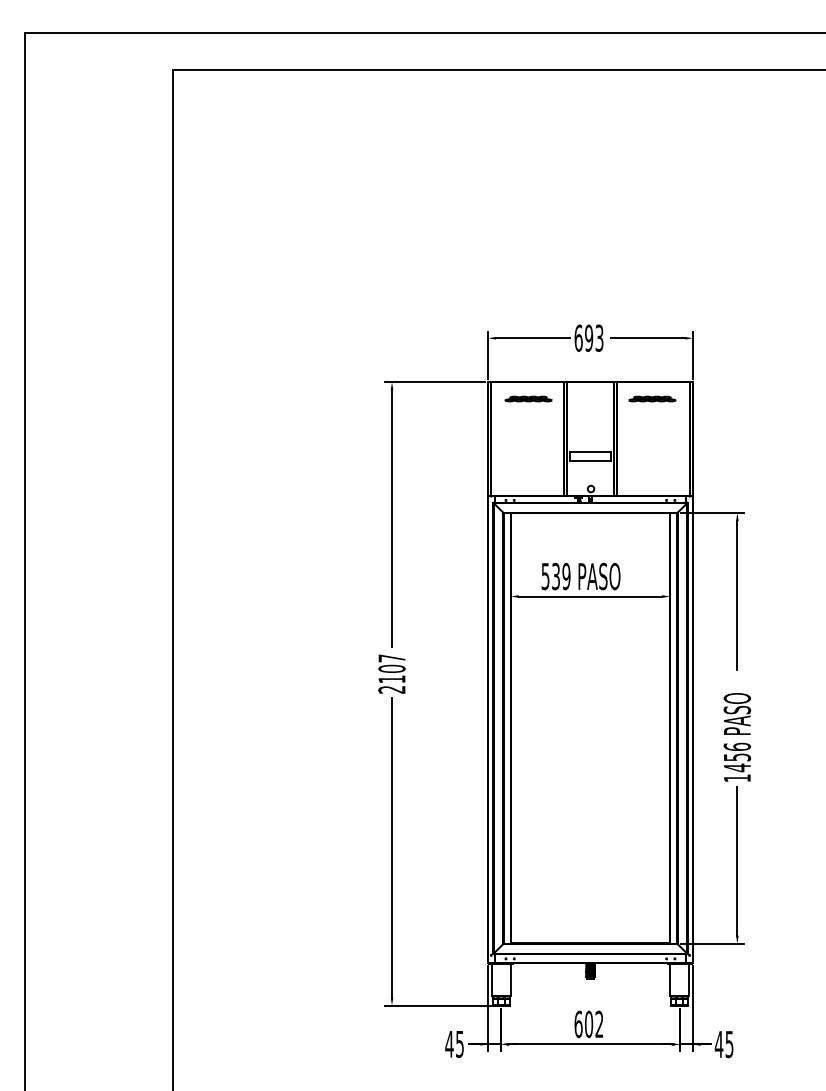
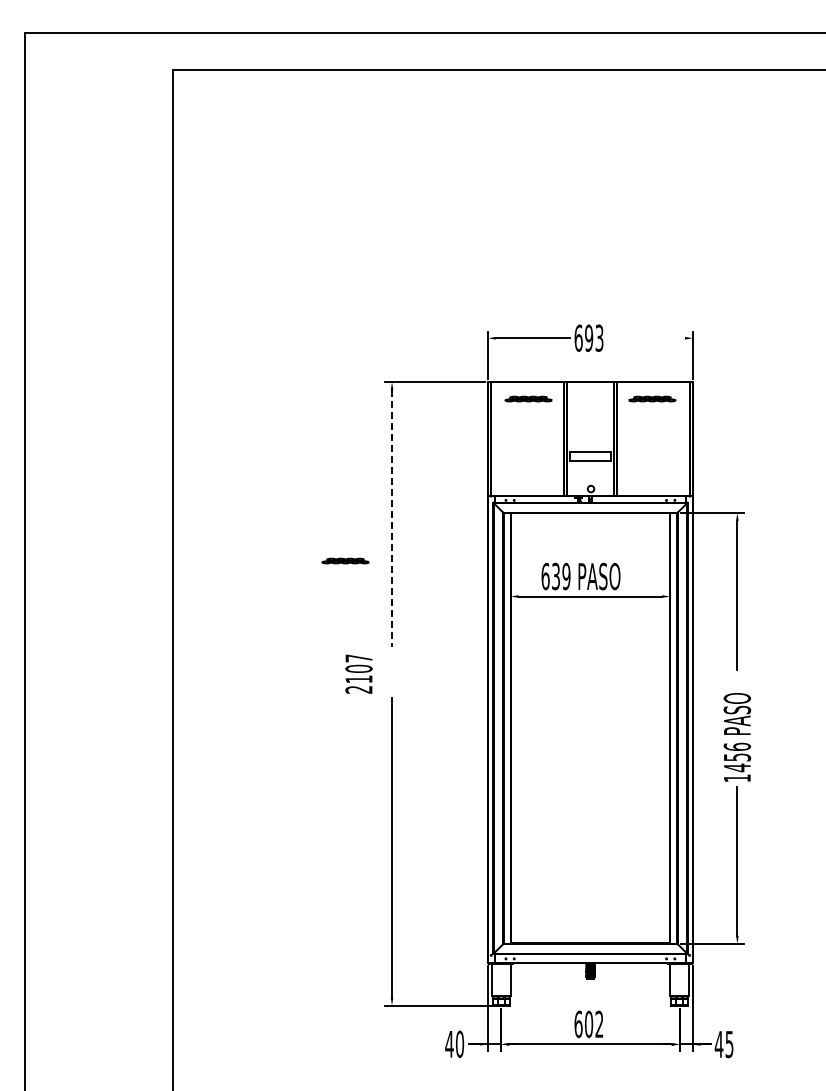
line: present -> none (647, 338)
line: solid -> dashed (392, 518)
part: none -> present (345, 560)
text: 539 -> 639 (545, 576)
text position: (391, 673) -> (358, 673) (358, 673)
text: 45 -> 40 (459, 1043)
